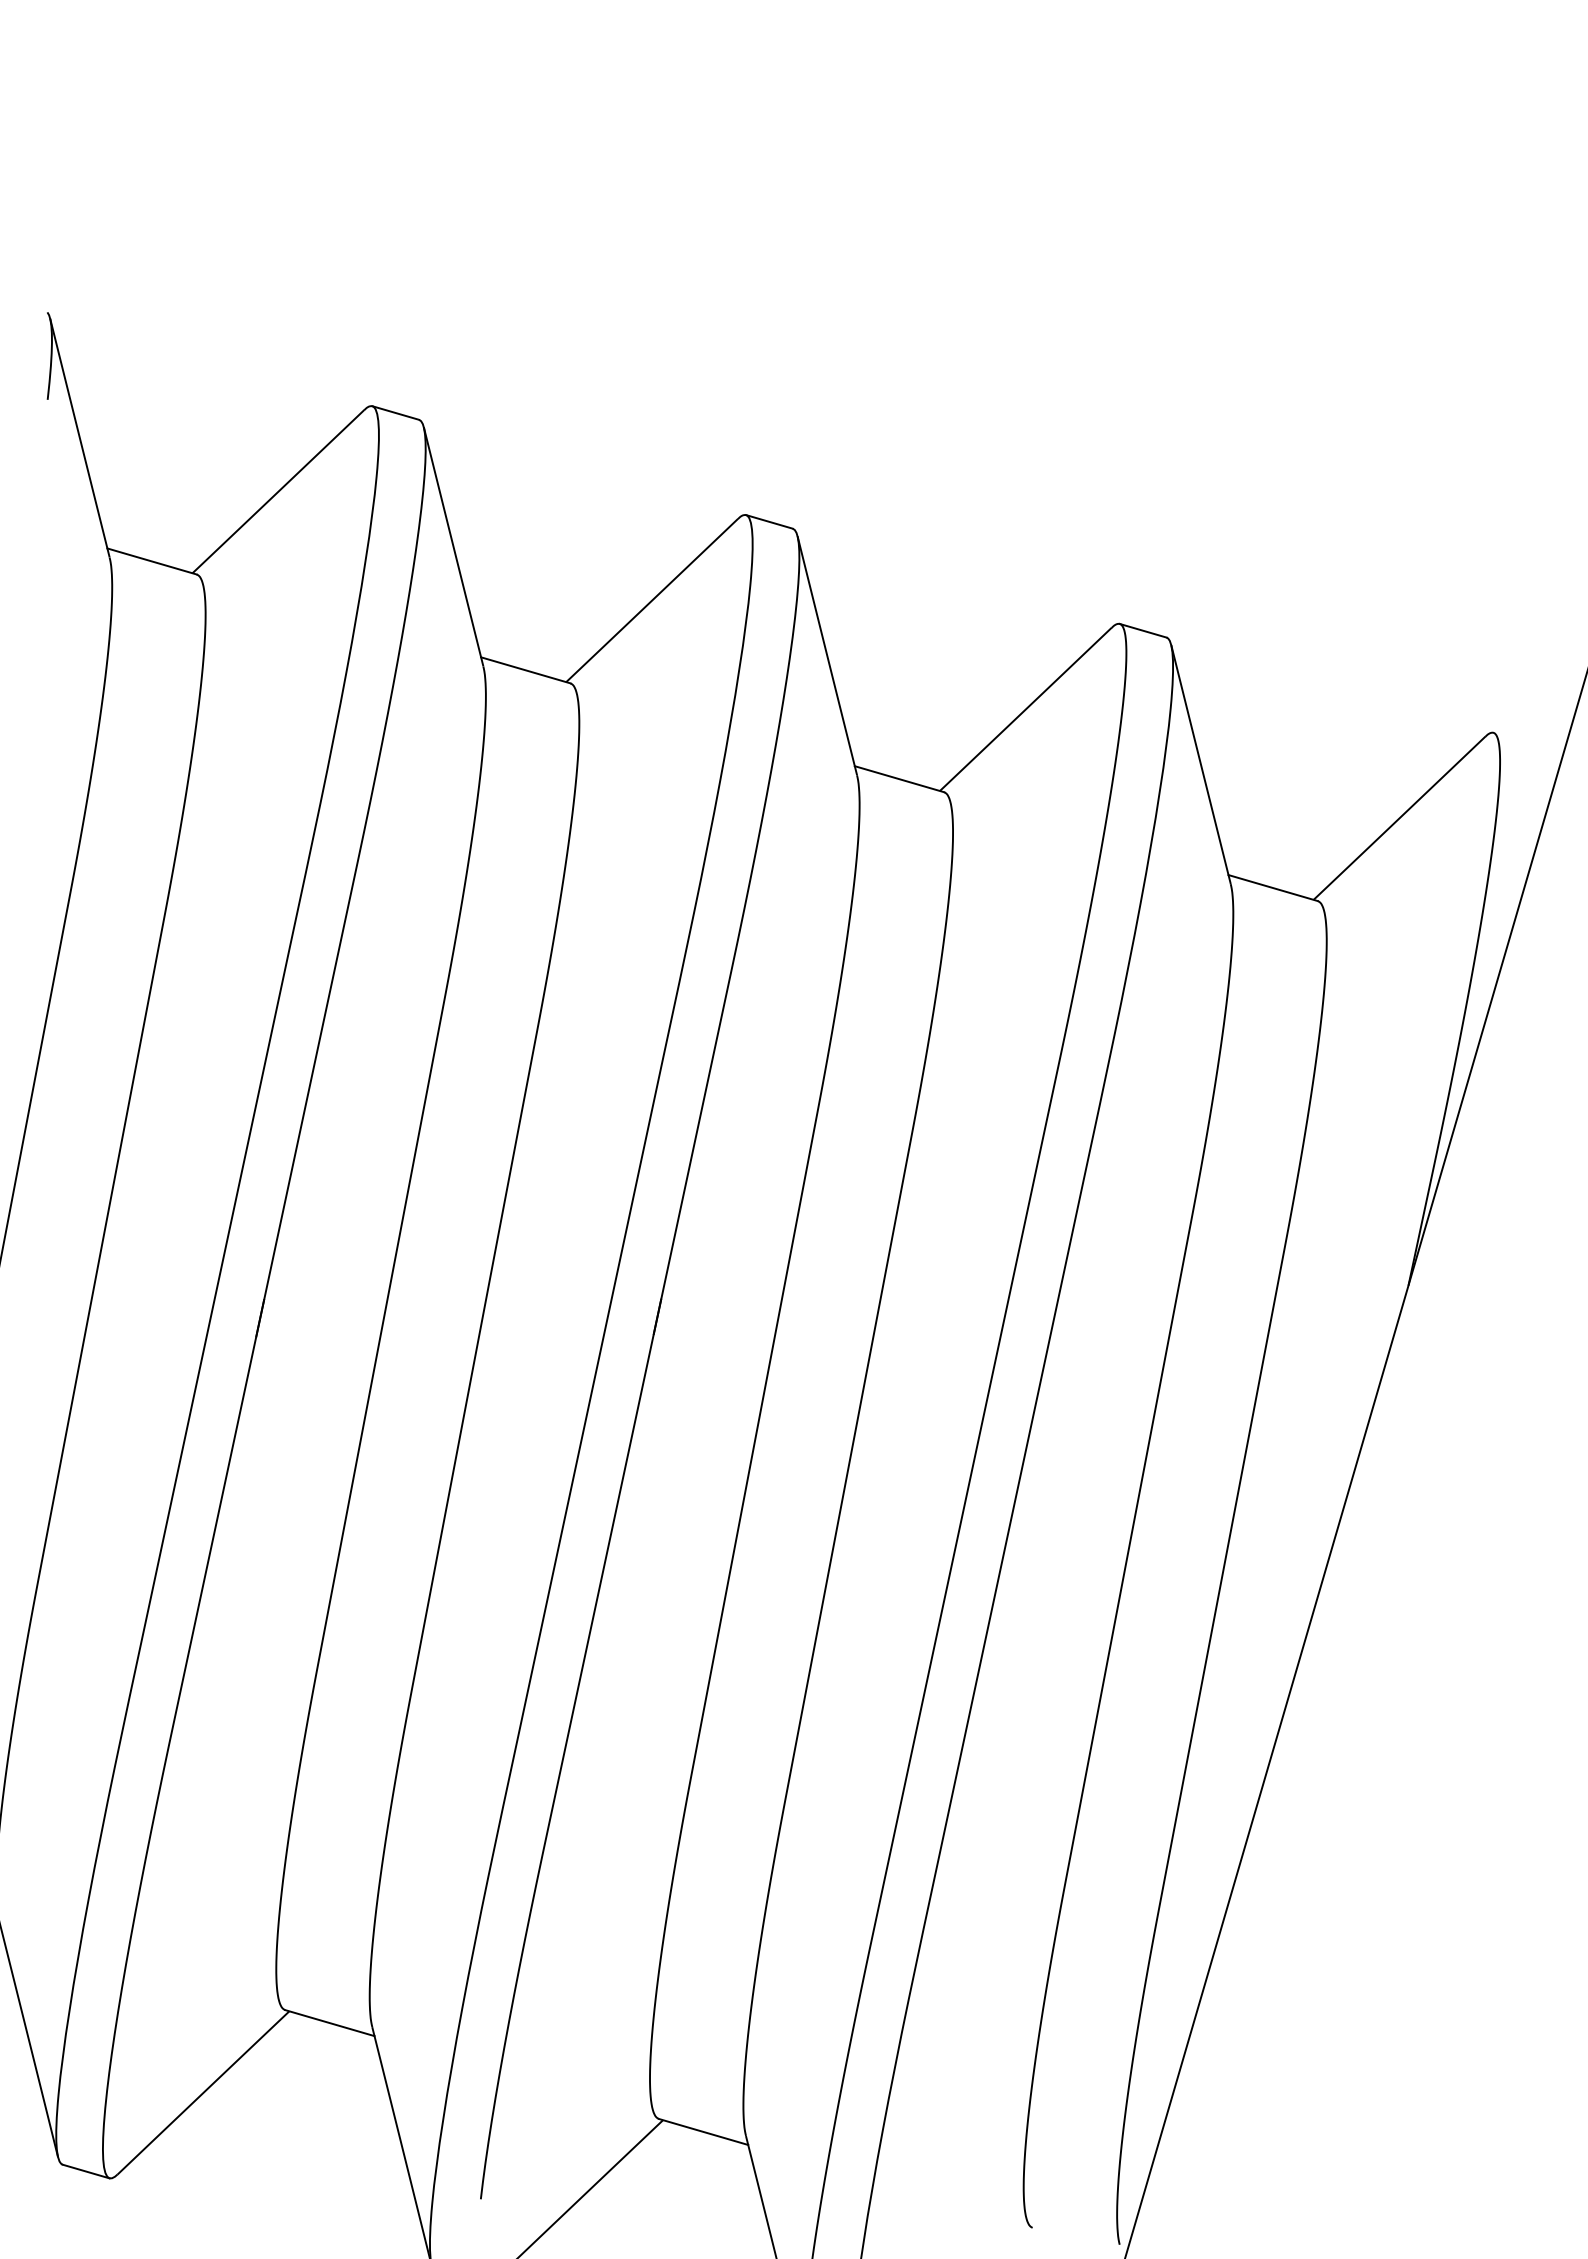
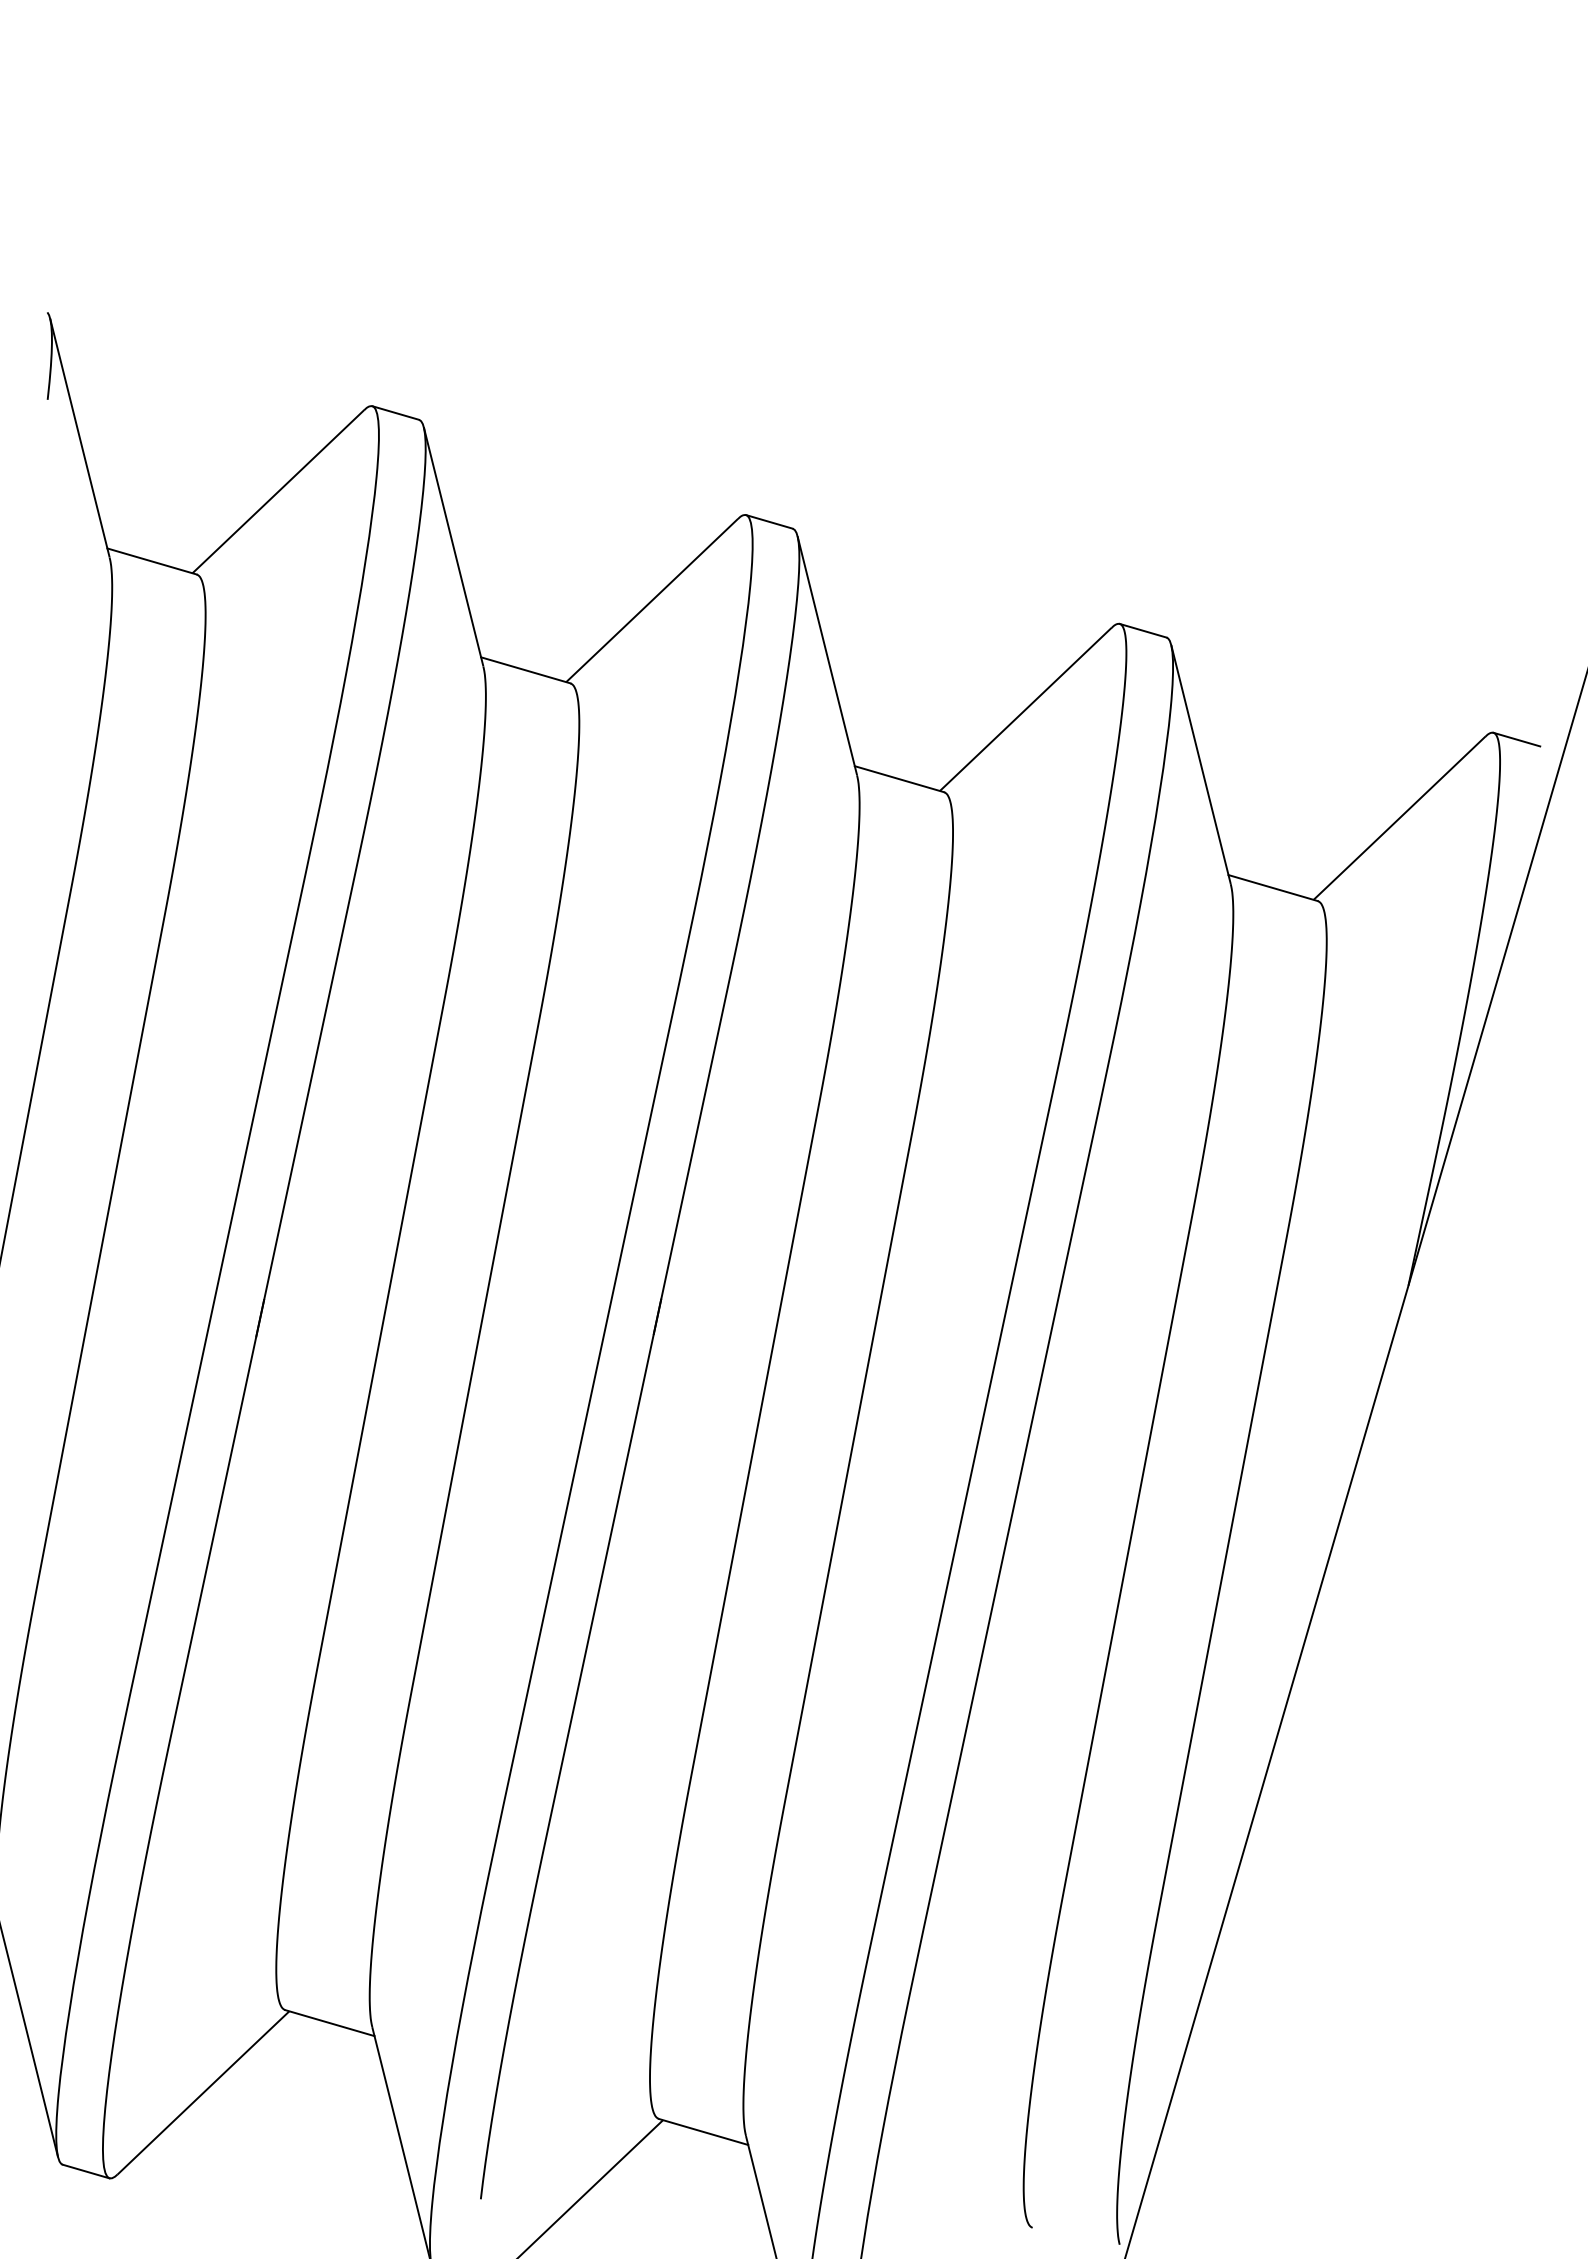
line: none -> present (1516, 739)
